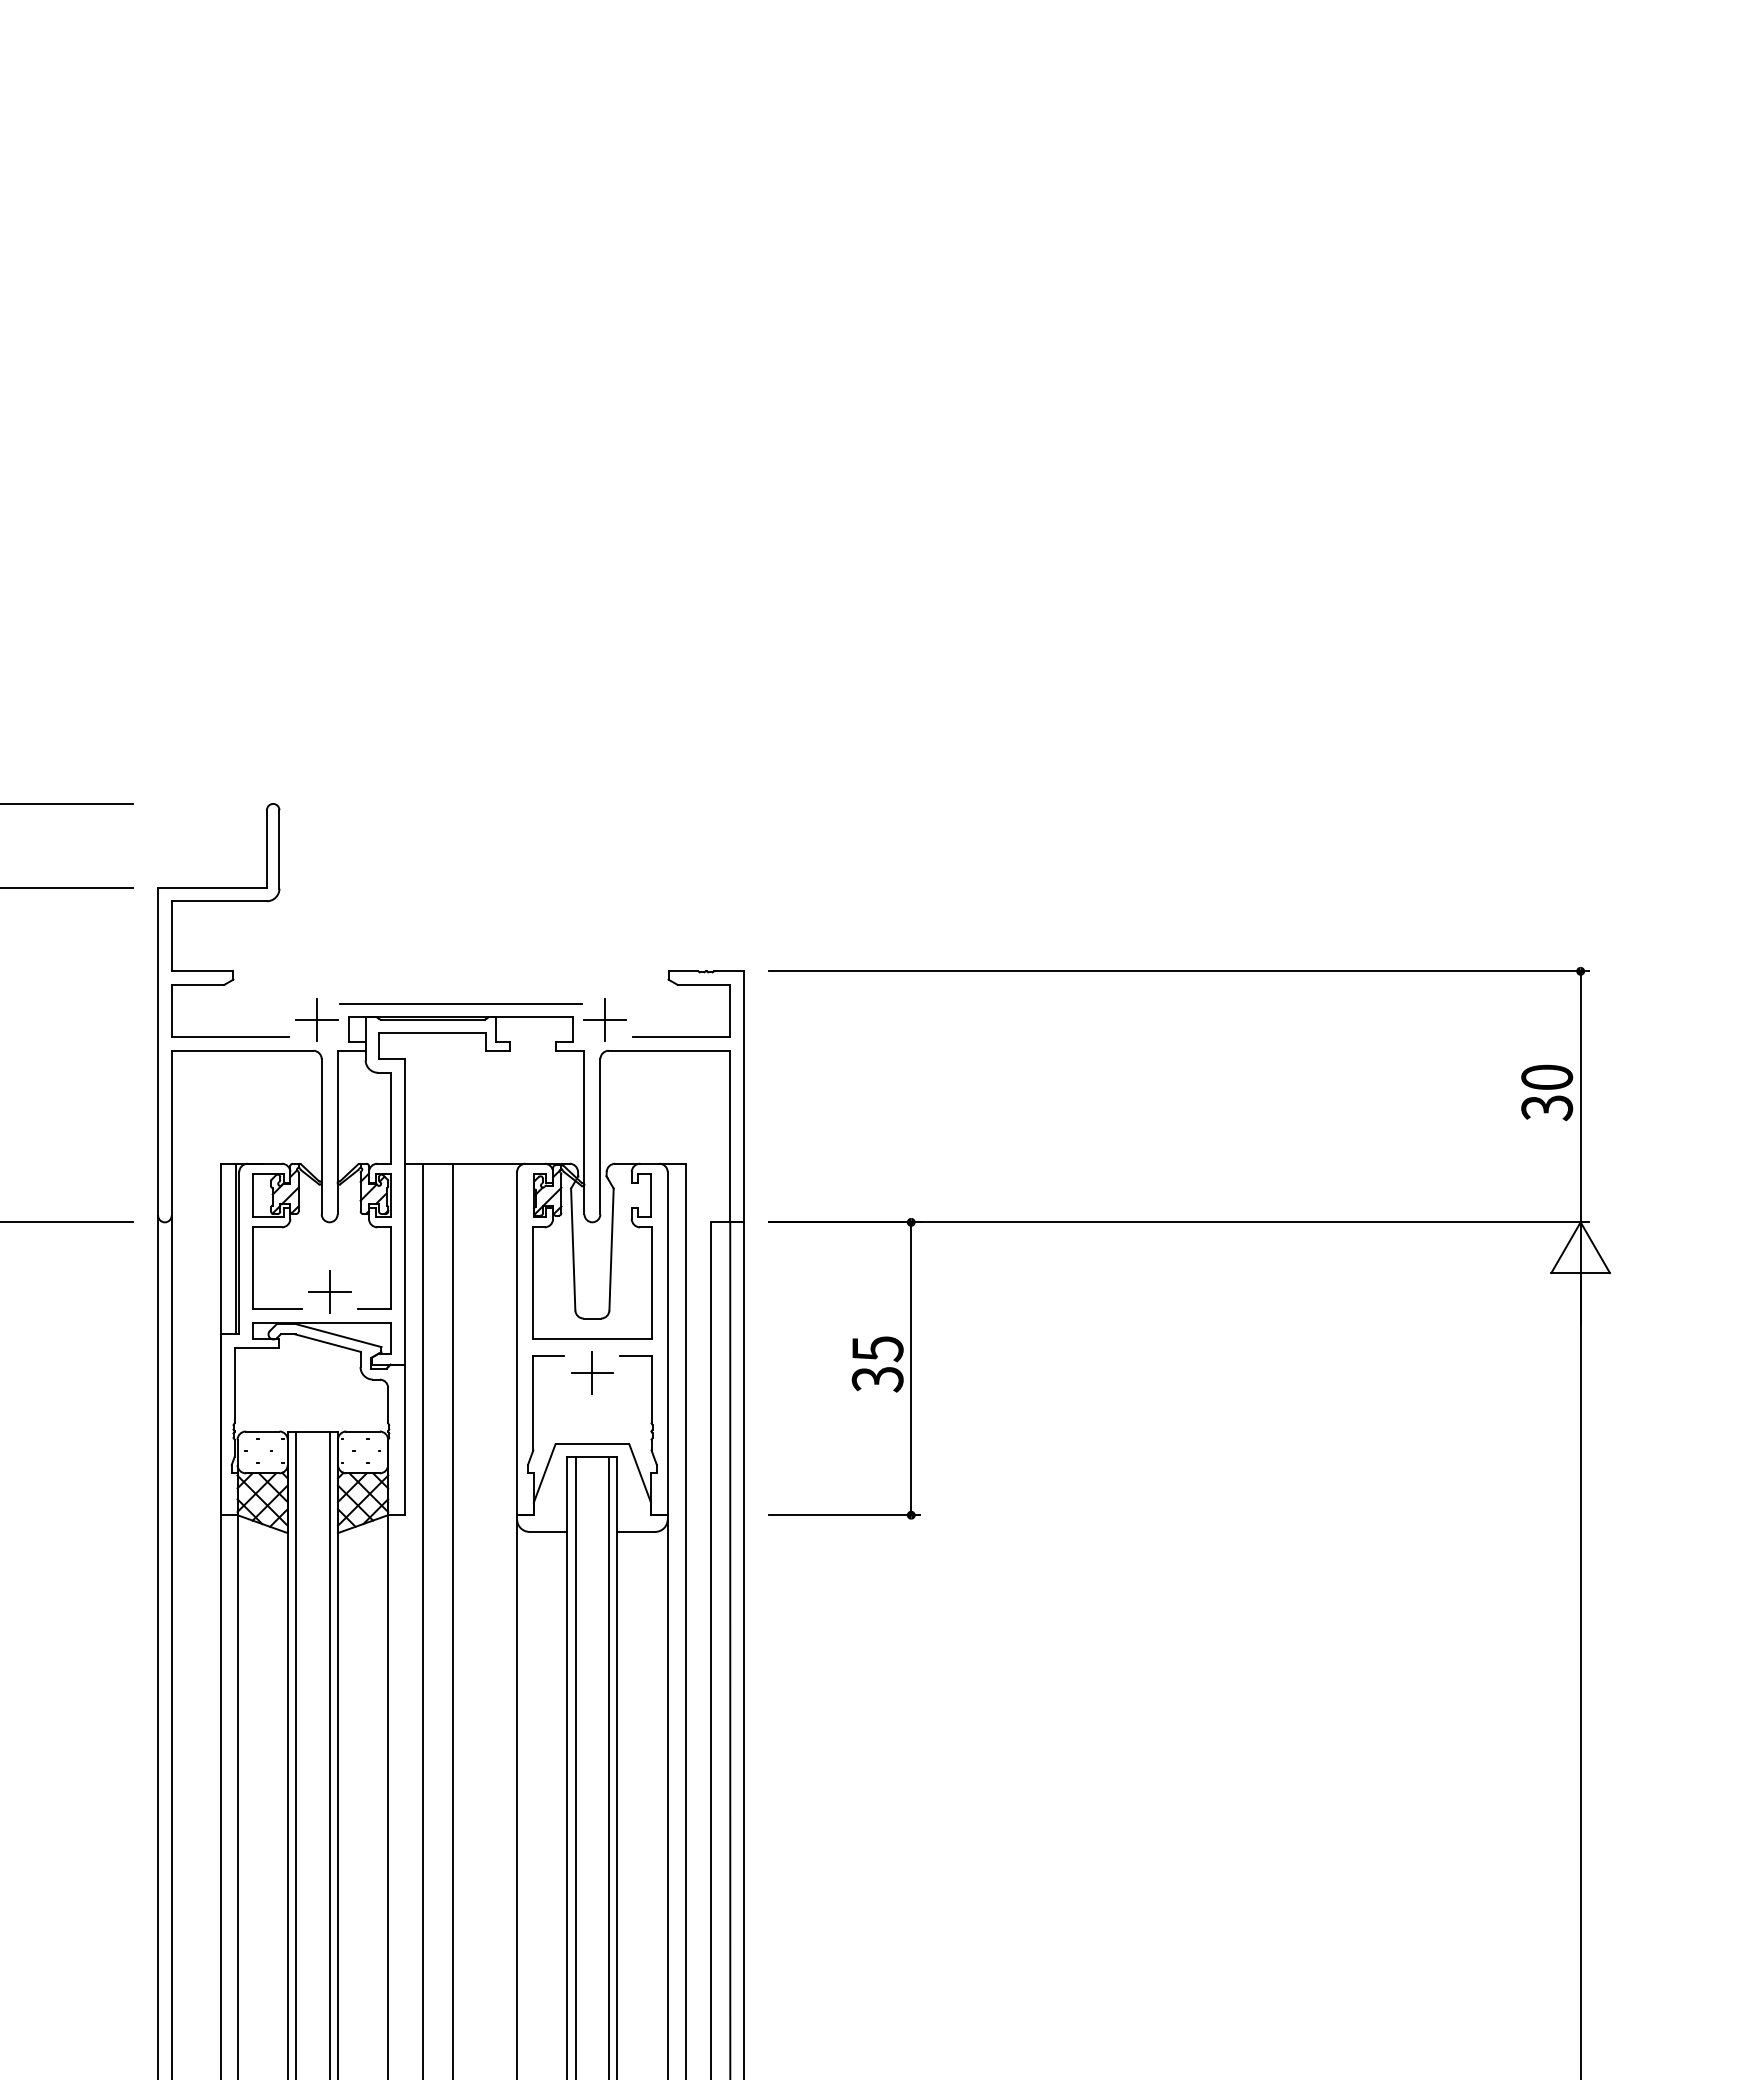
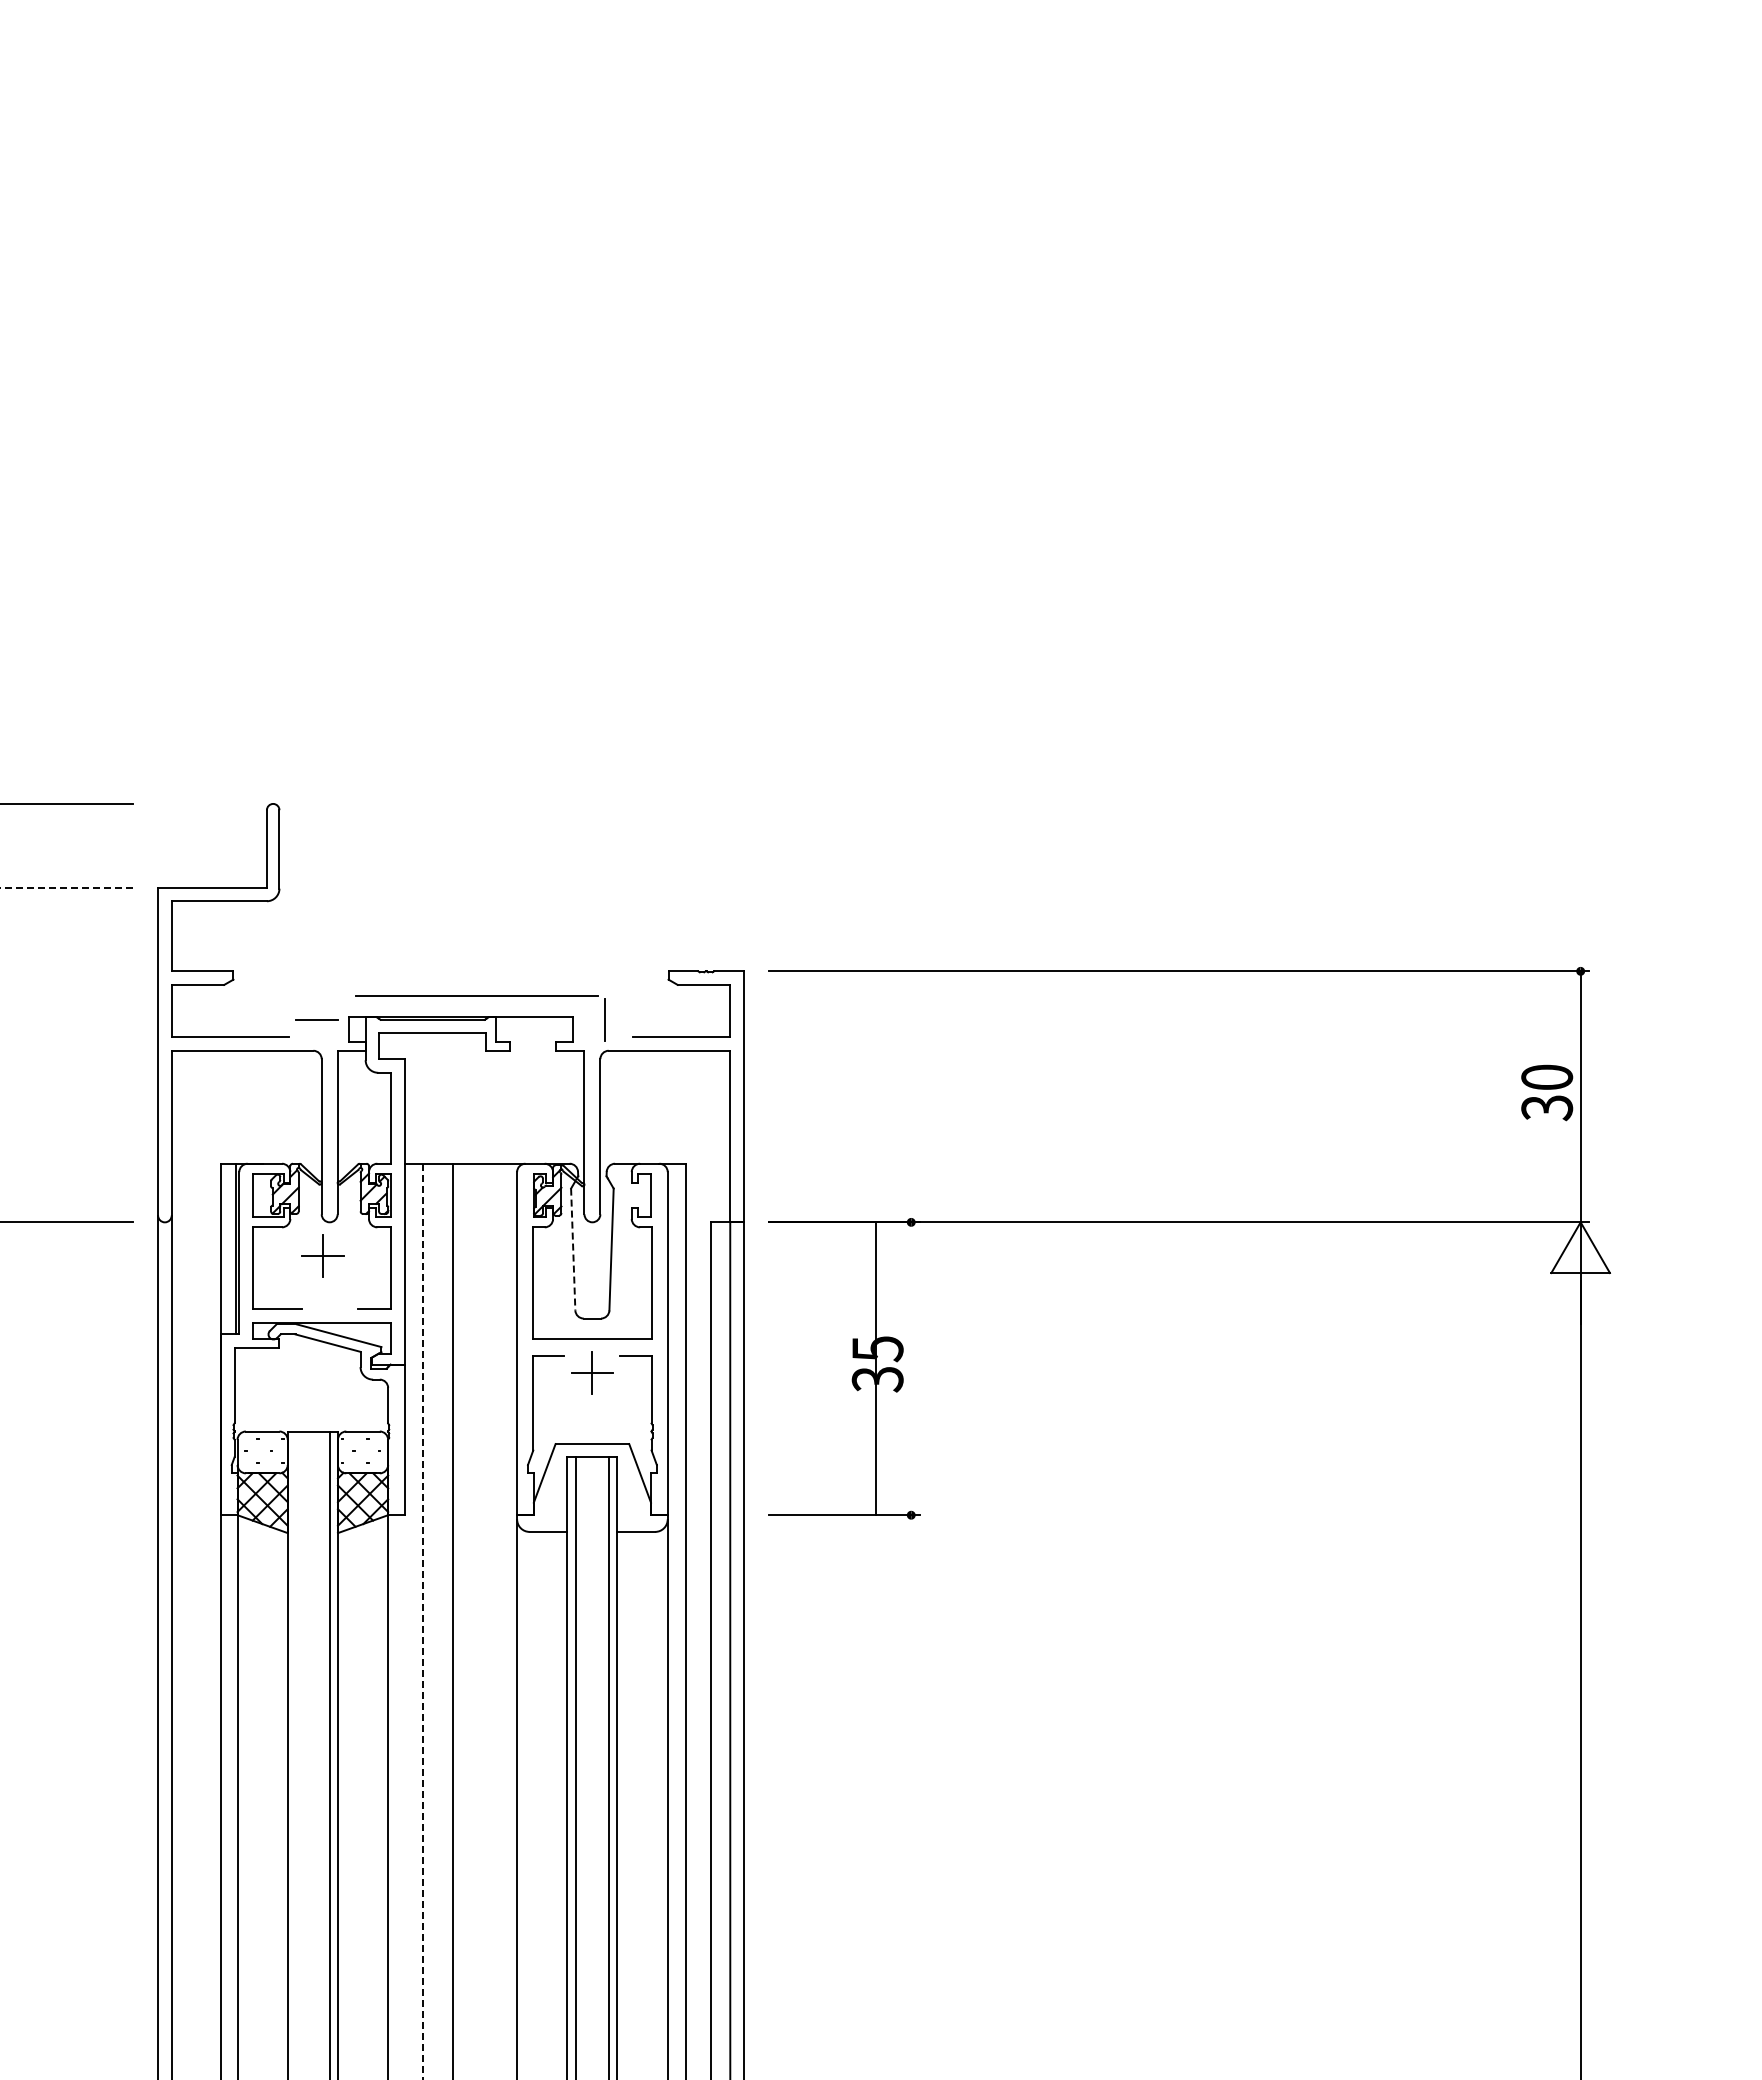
line: solid -> dashed (66, 887)
line position: (460, 1003) -> (476, 995) (476, 995)
line: present -> none (317, 1019)
line: present -> none (604, 1019)
line: solid -> dashed (573, 1249)
part position: (329, 1291) -> (322, 1255) (322, 1255)
line position: (911, 1368) -> (876, 1368) (876, 1368)
line: solid -> dashed (423, 1621)
line: present -> none (296, 1753)
